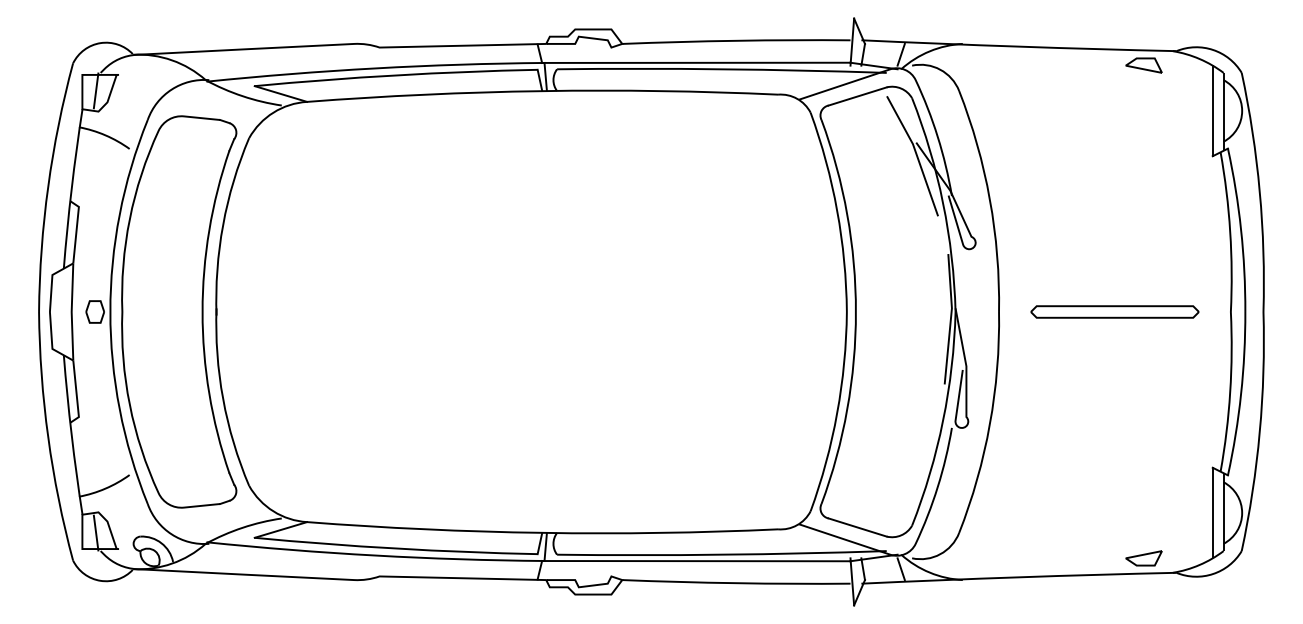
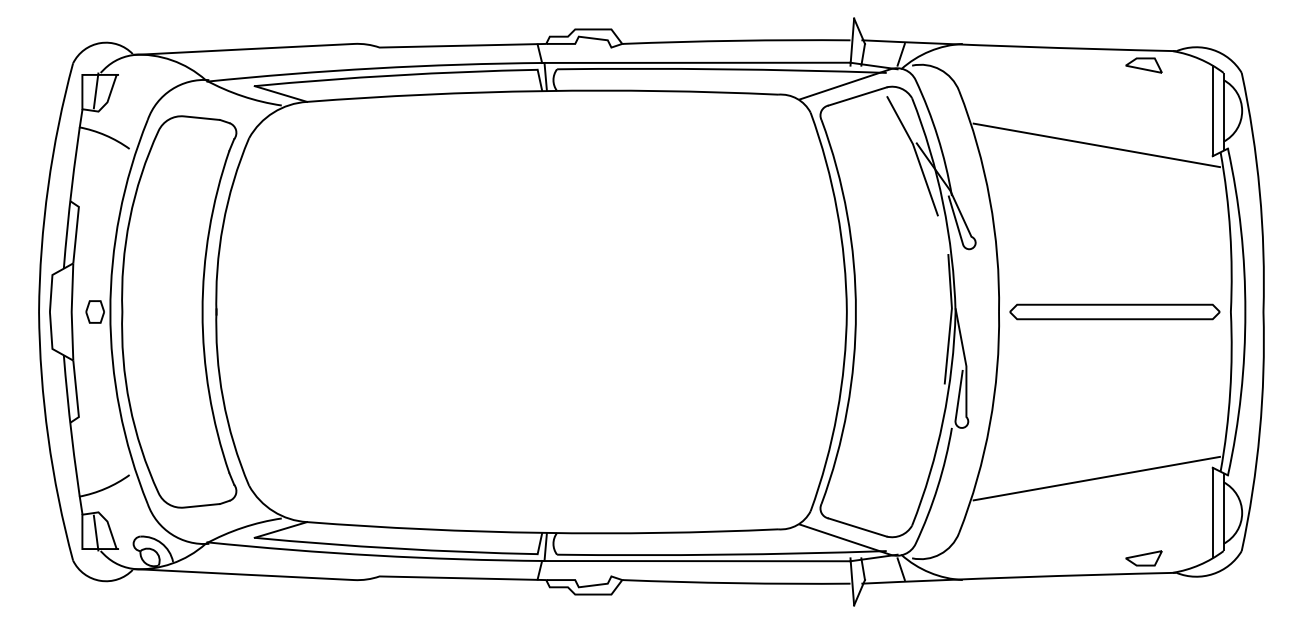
line: none -> present (1096, 145)
part size: 170x14 px -> 212x18 px (1114, 311)
line: none -> present (1096, 478)
